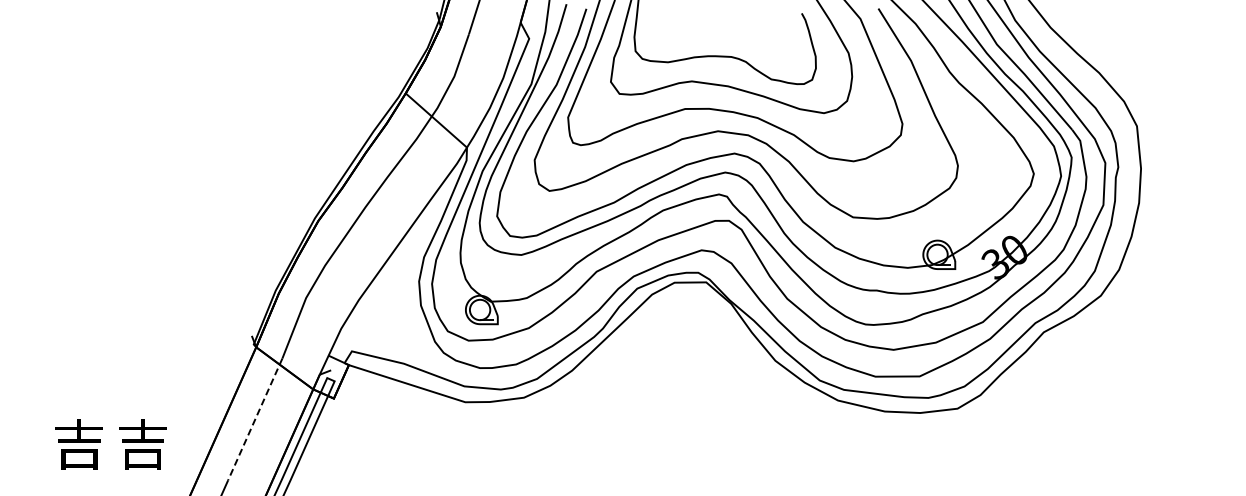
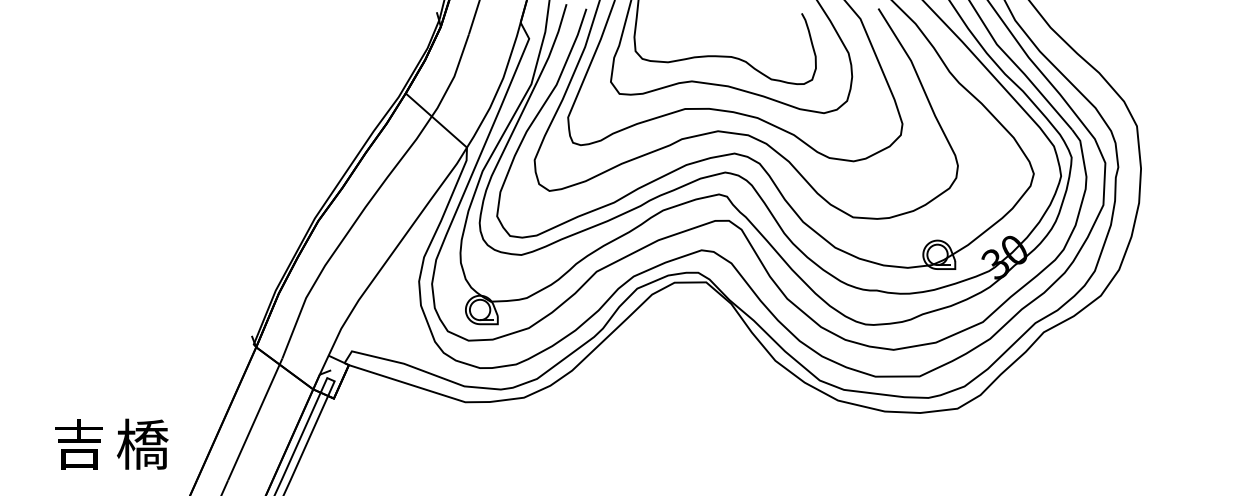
line: dashed -> solid (255, 419)
text: 吉 -> 橋 (142, 443)
